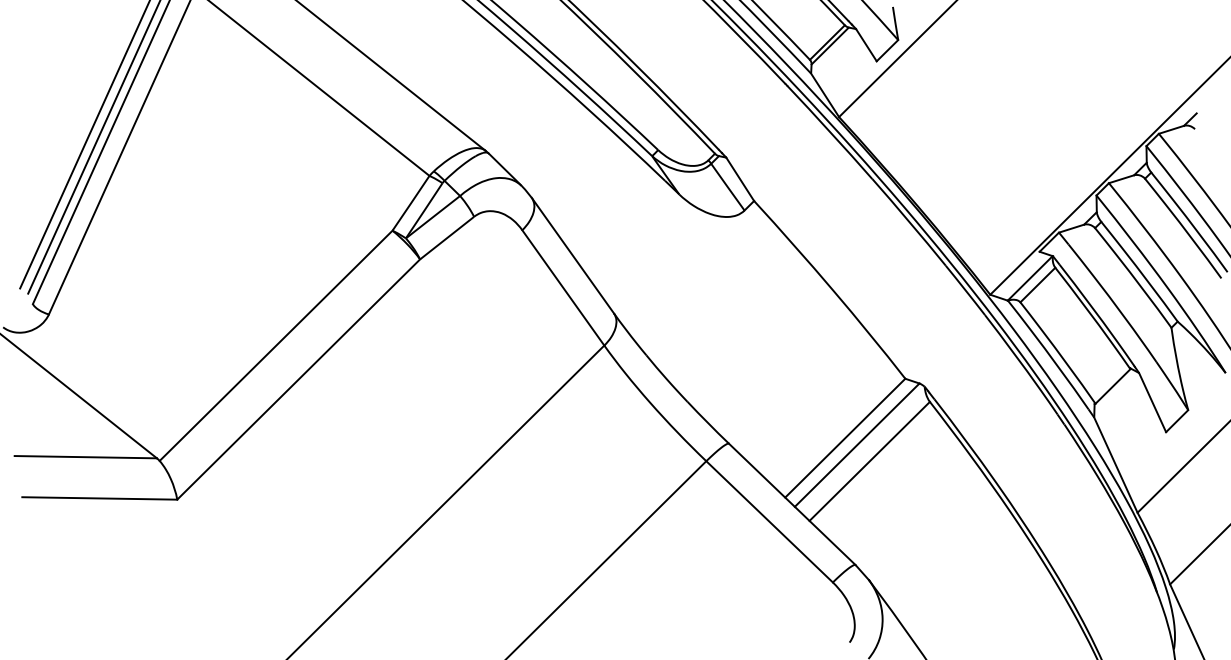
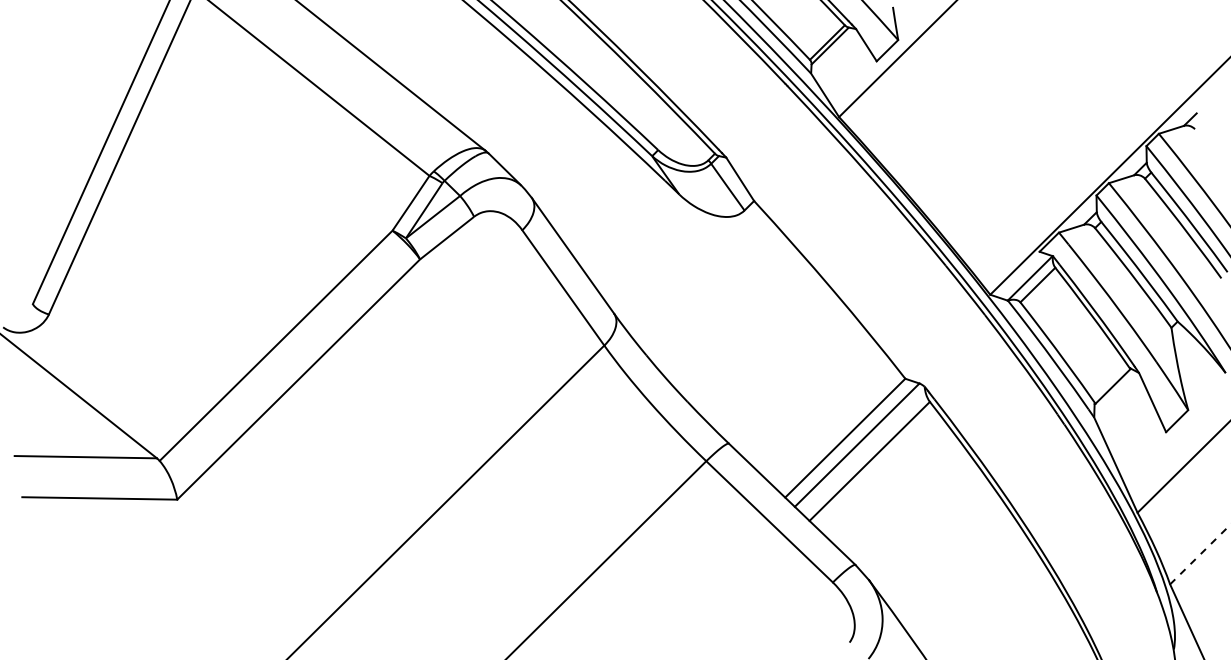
line: present -> none (84, 145)
line: present -> none (93, 147)
line: solid -> dashed (1200, 554)
